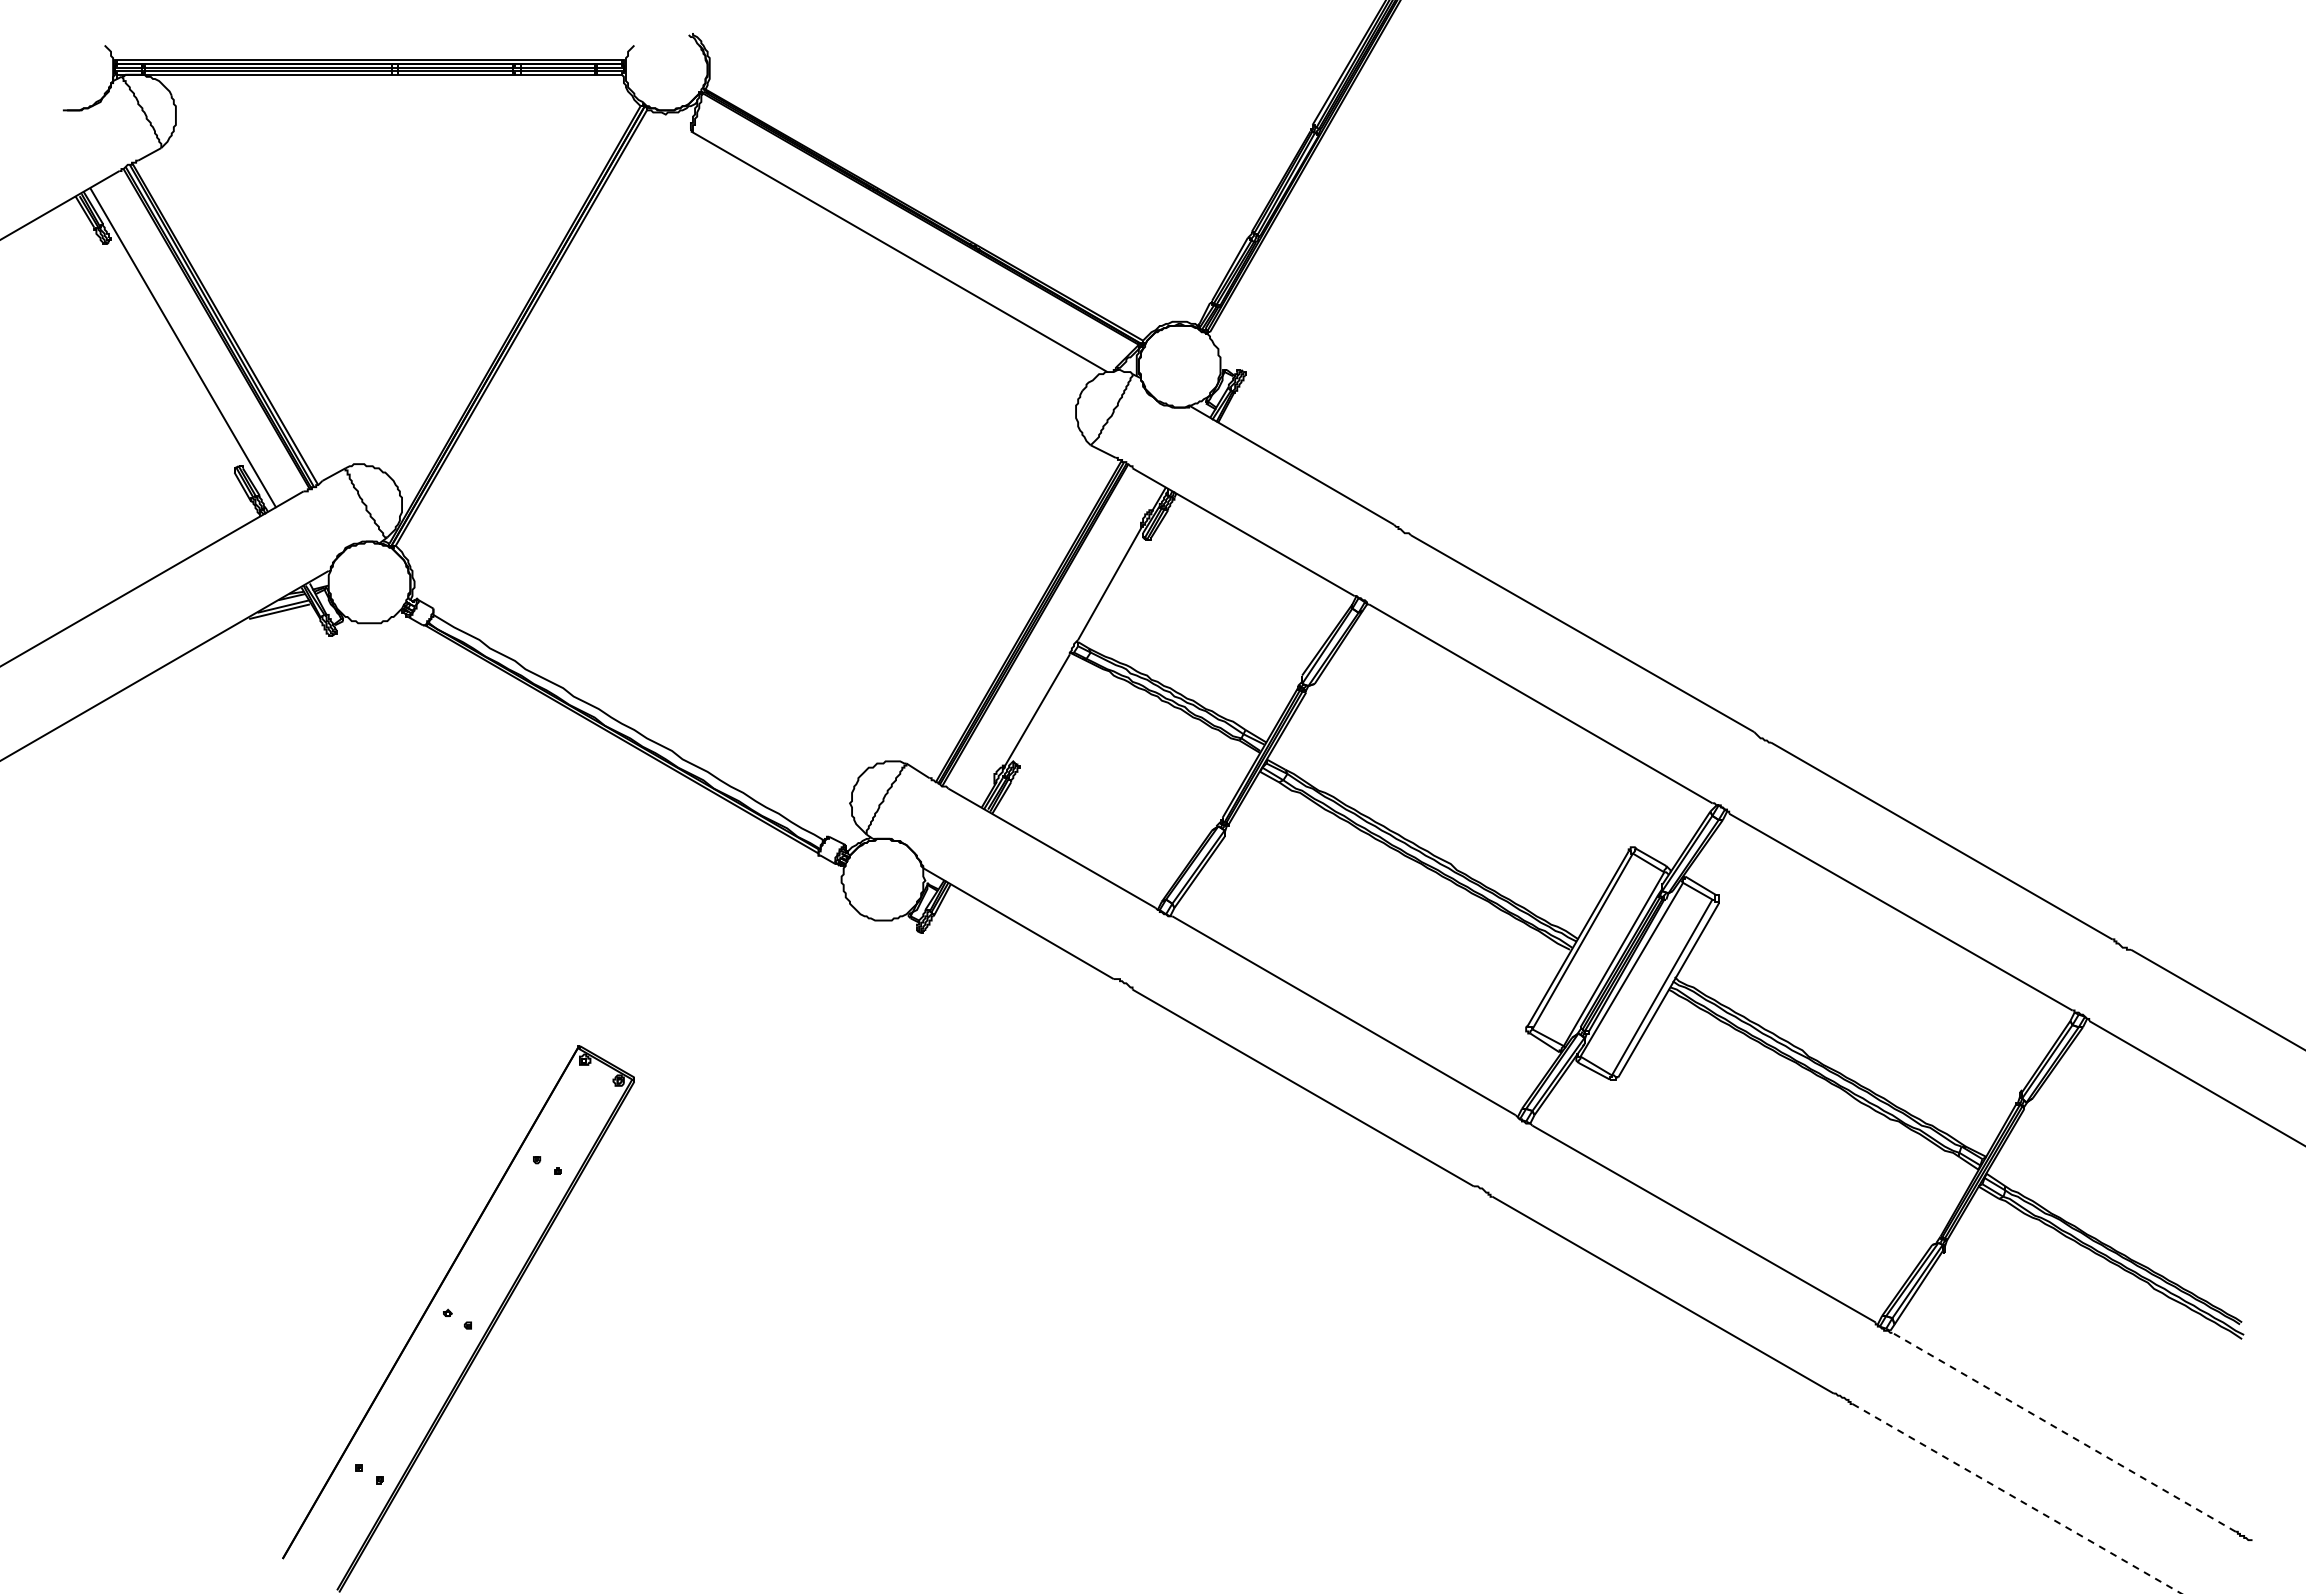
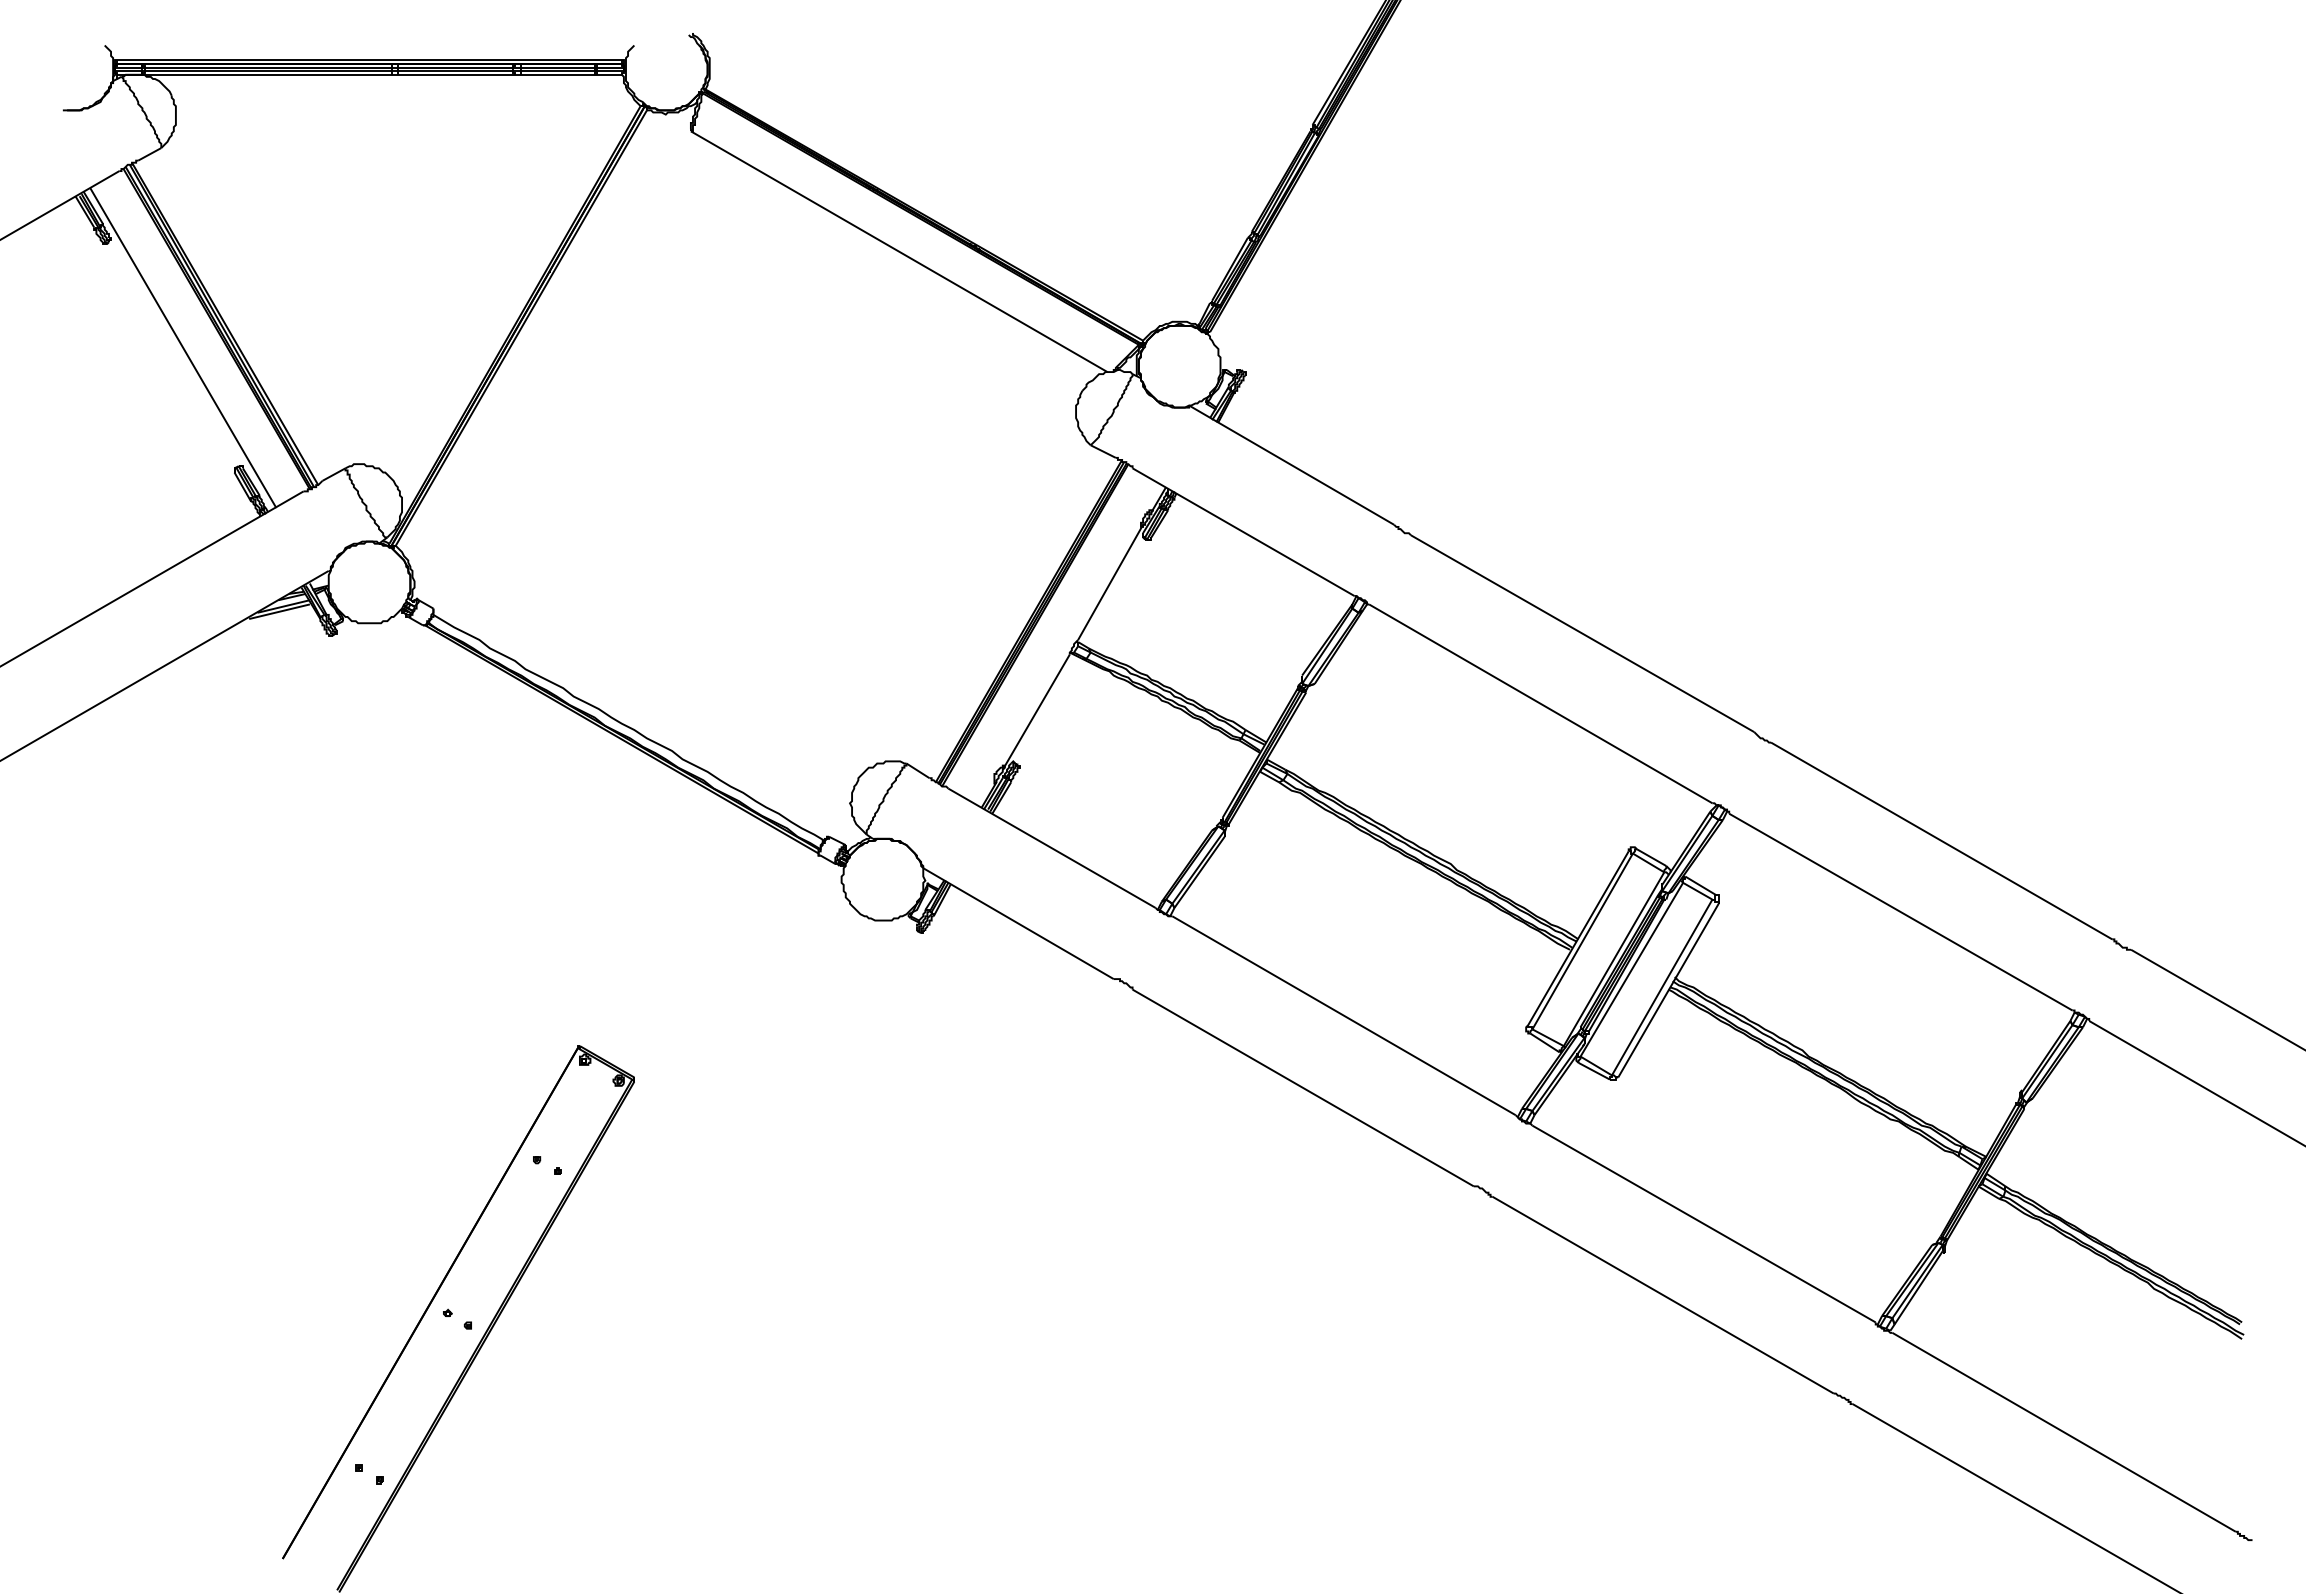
line: dashed -> solid (2063, 1432)
line: dashed -> solid (2017, 1498)
